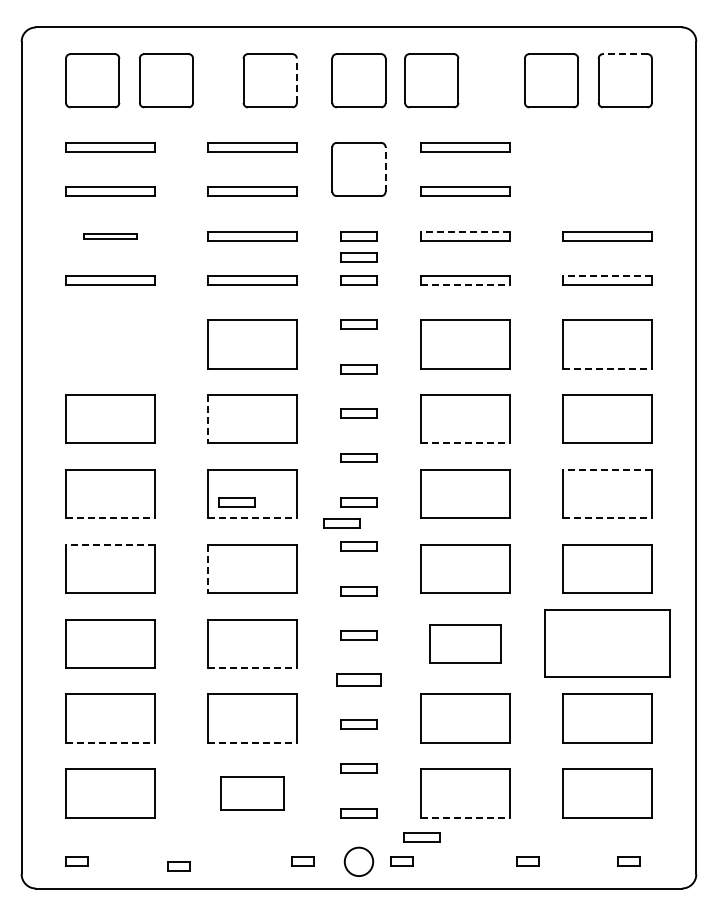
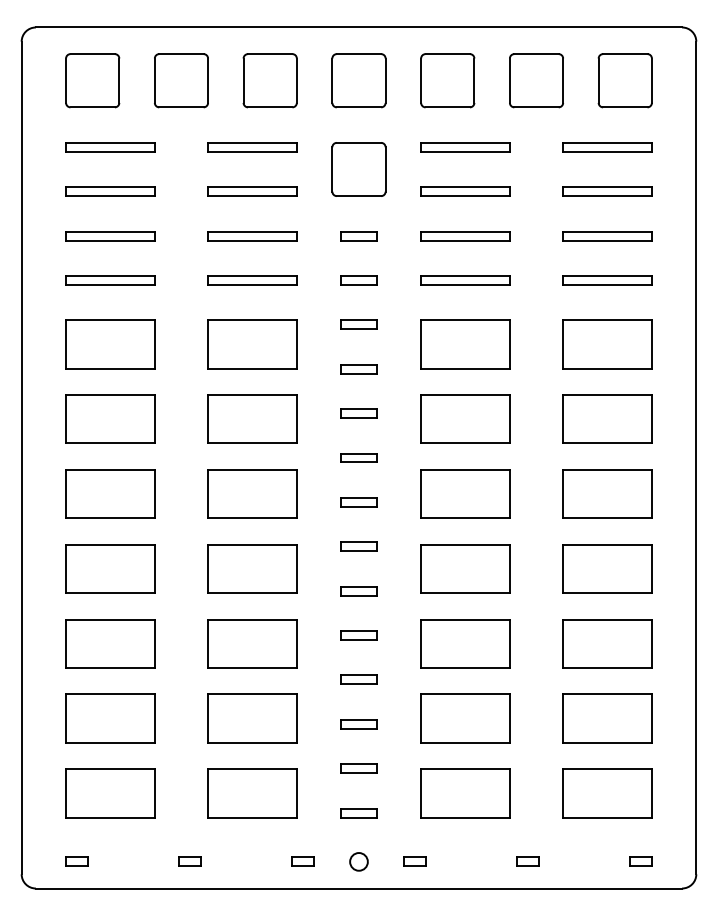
line: dashed -> solid (624, 54)
part position: (166, 80) -> (181, 80) (181, 80)
line: dashed -> solid (296, 80)
part position: (431, 80) -> (447, 80) (447, 80)
part position: (551, 80) -> (536, 80) (536, 80)
part: none -> present (607, 147)
line: dashed -> solid (385, 169)
part: none -> present (607, 191)
line: dashed -> solid (465, 231)
part size: 55x7 px -> 91x11 px (110, 236)
part: present -> none (358, 257)
line: dashed -> solid (607, 276)
line: dashed -> solid (466, 284)
part: none -> present (110, 344)
line: dashed -> solid (608, 368)
line: dashed -> solid (208, 419)
line: dashed -> solid (466, 443)
line: dashed -> solid (607, 470)
part: present -> none (236, 502)
line: dashed -> solid (110, 518)
line: dashed -> solid (252, 518)
line: dashed -> solid (608, 518)
part: present -> none (341, 523)
line: dashed -> solid (109, 544)
line: dashed -> solid (208, 569)
part size: 73x40 px -> 91x50 px (465, 643)
part size: 127x69 px -> 91x50 px (607, 643)
line: dashed -> solid (252, 667)
part size: 46x14 px -> 38x11 px (358, 679)
line: dashed -> solid (110, 742)
line: dashed -> solid (252, 742)
part size: 65x35 px -> 91x51 px (252, 793)
line: dashed -> solid (466, 817)
part: present -> none (421, 837)
circle diameter: 28 px -> 18 px (358, 861)
part position: (401, 861) -> (414, 861) (414, 861)
part position: (628, 861) -> (640, 861) (640, 861)
part position: (178, 866) -> (189, 861) (189, 861)
